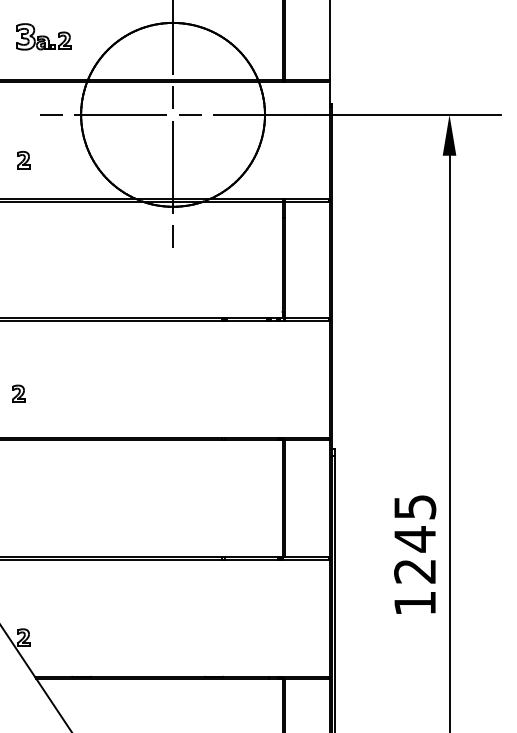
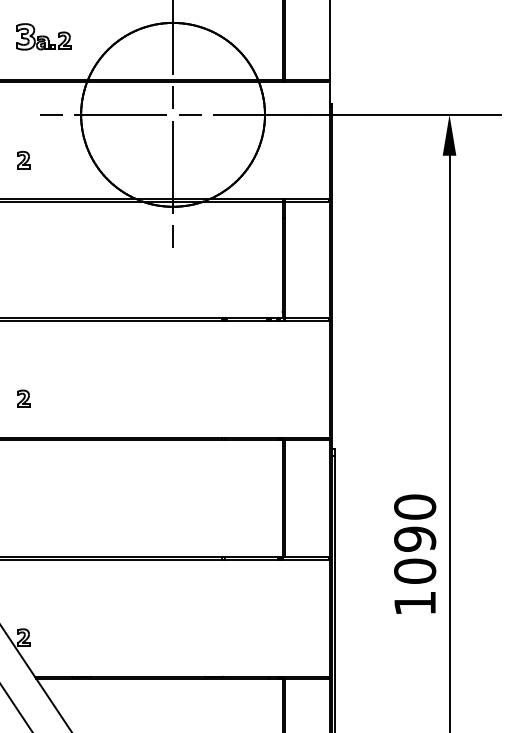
part position: (18, 393) -> (23, 398) (23, 398)
text: 1245 -> 1090 (415, 538)
line: none -> present (16, 707)
